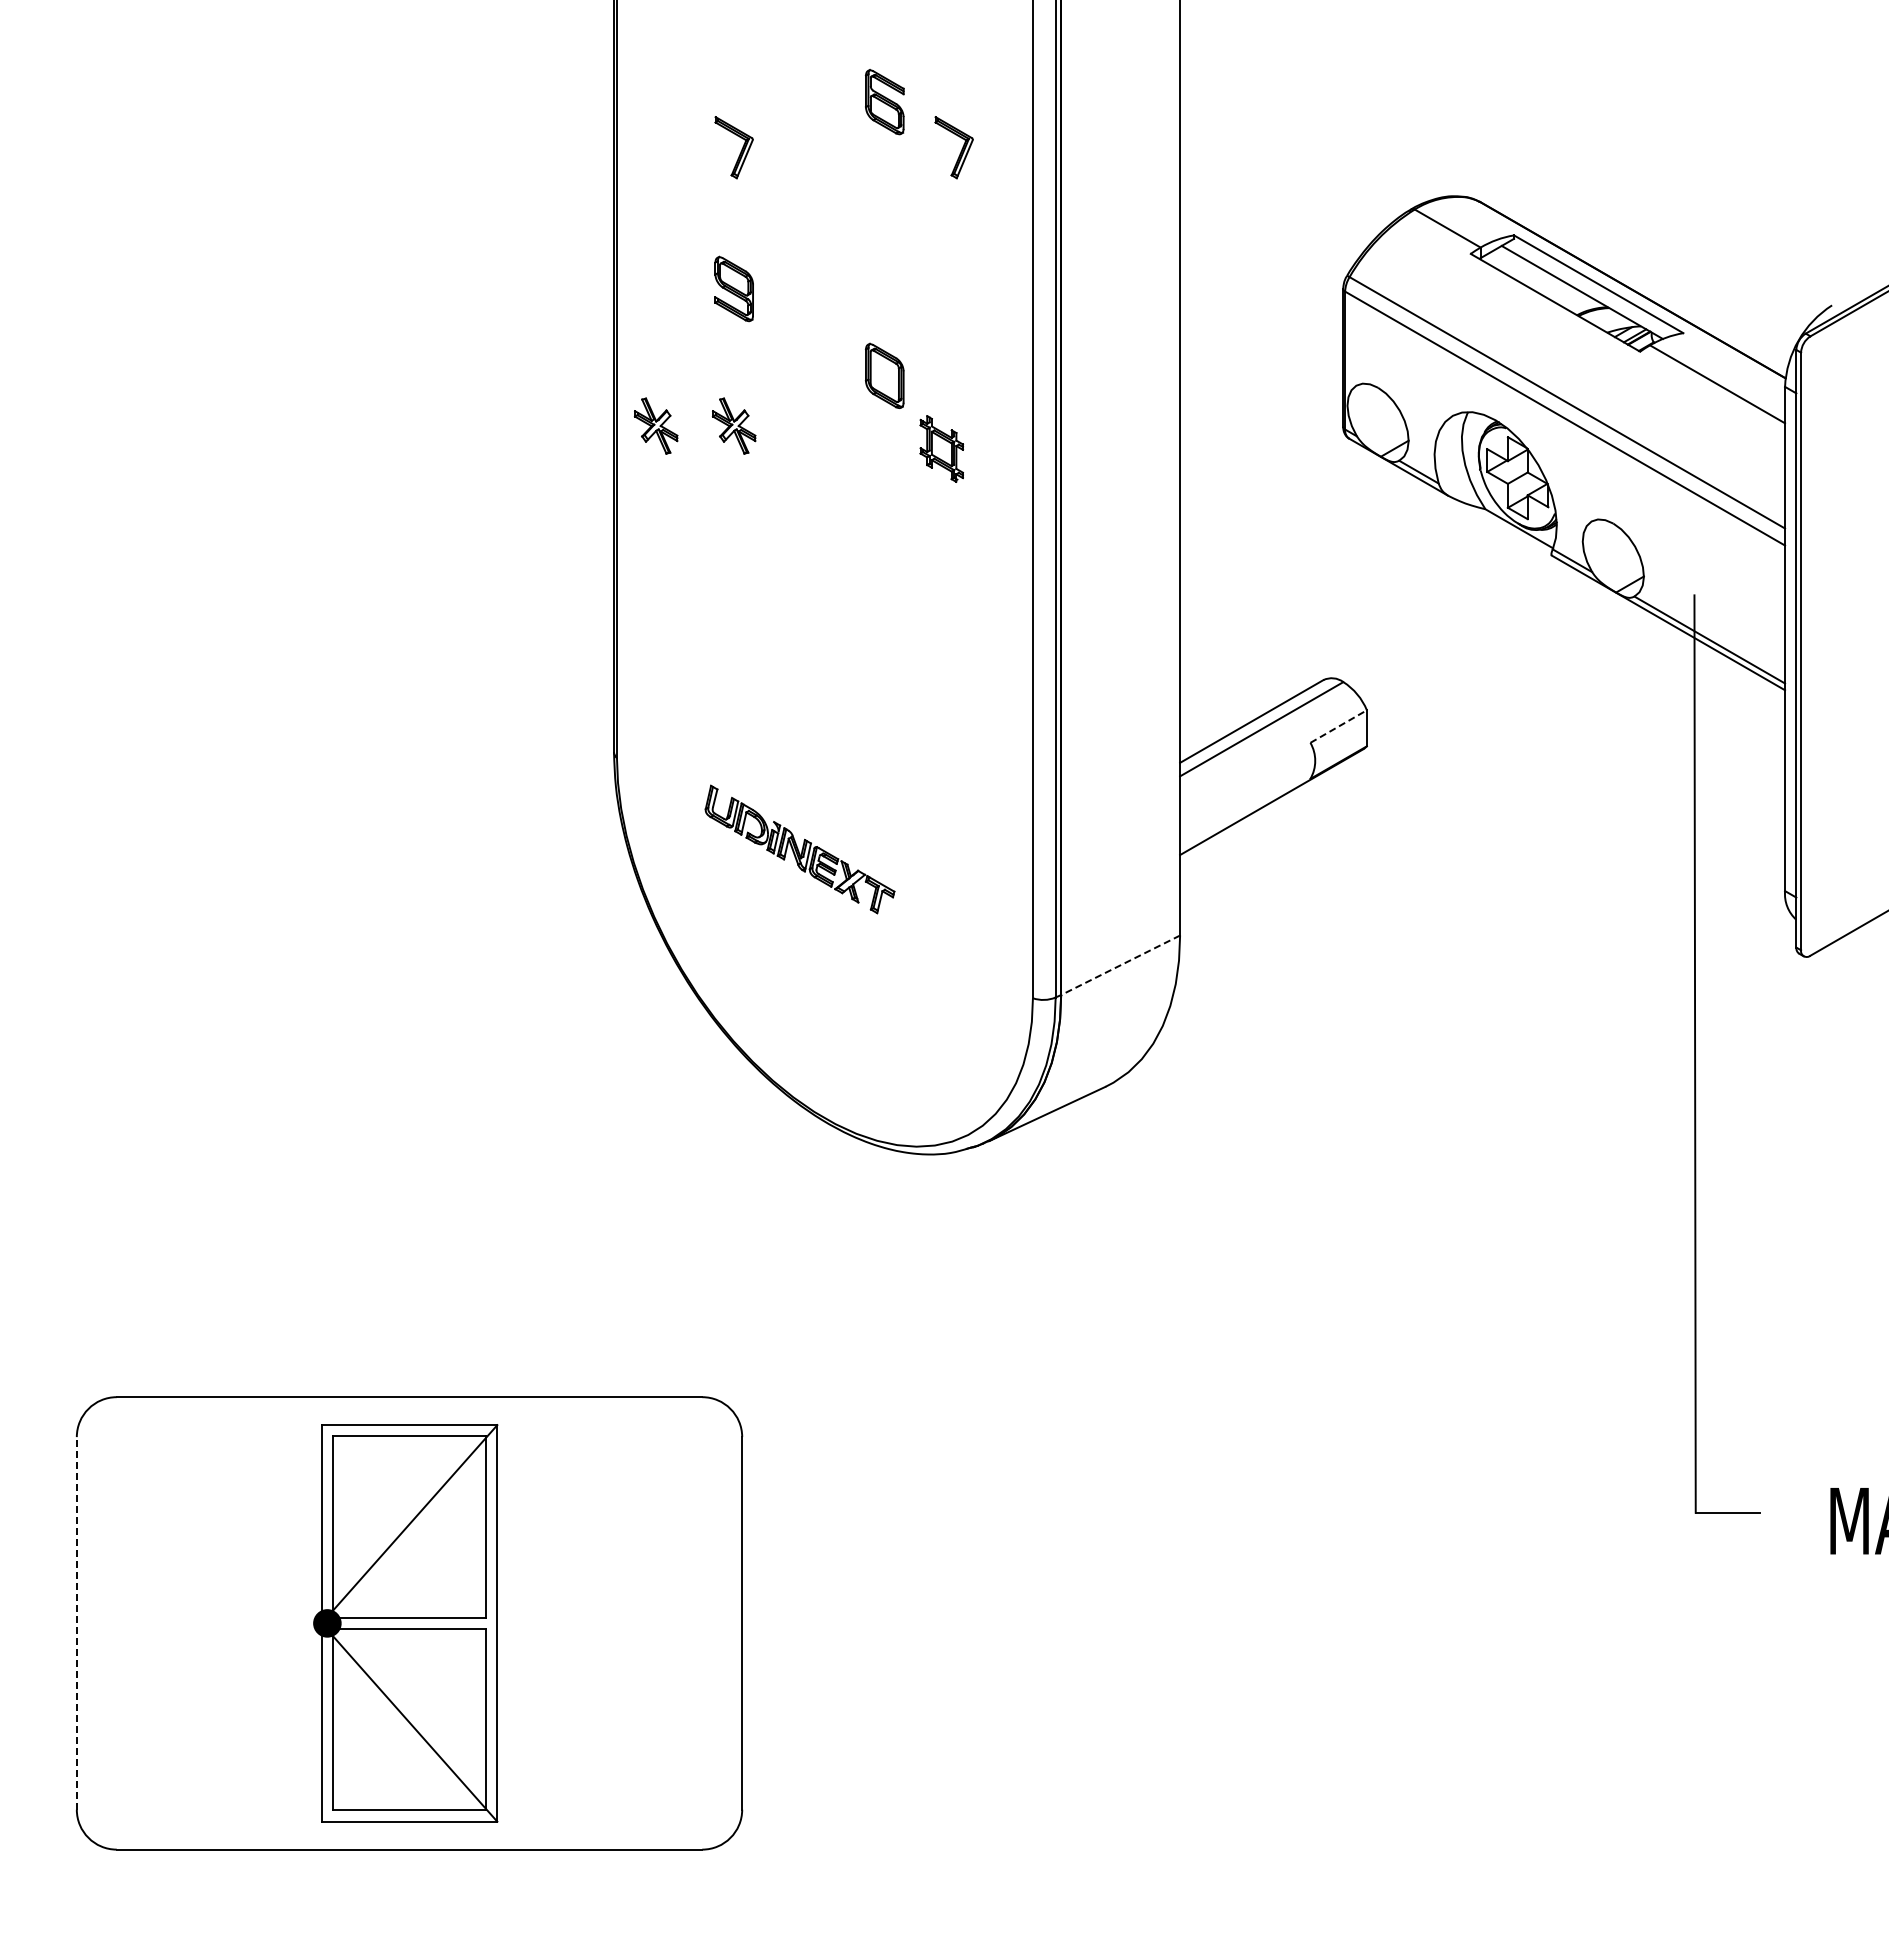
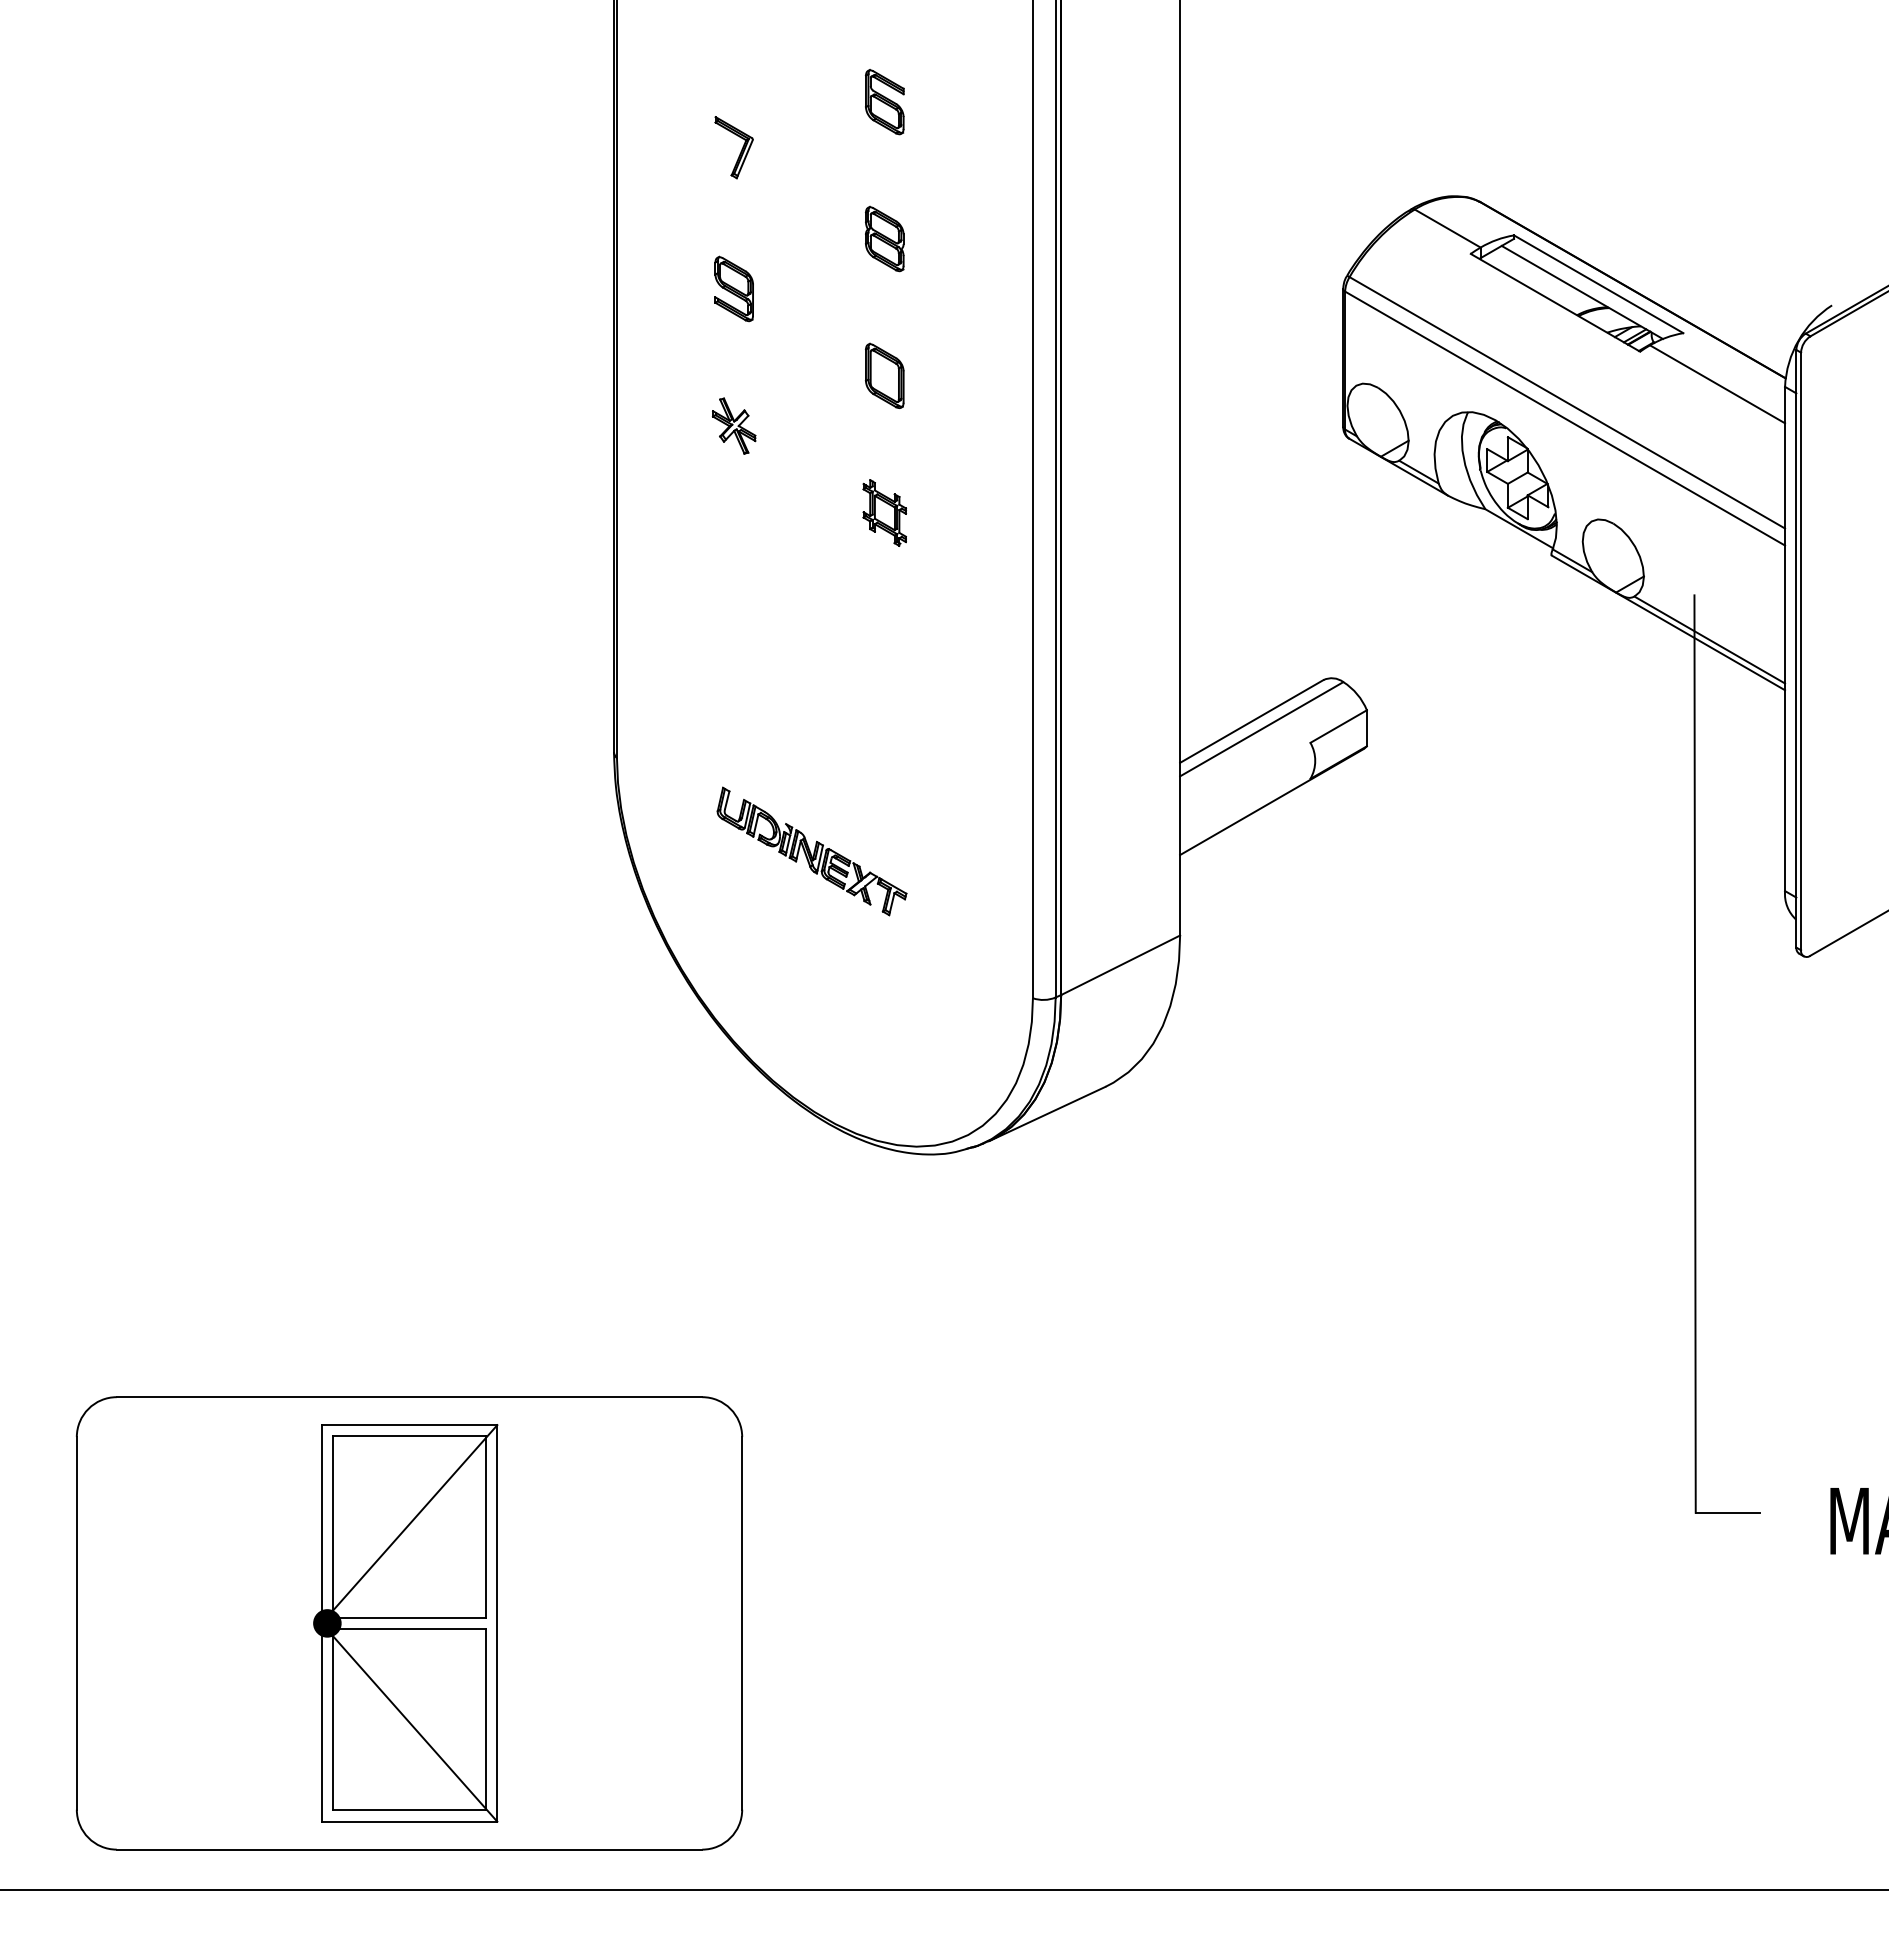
part: present -> none (960, 151)
part: none -> present (884, 238)
part: present -> none (655, 425)
part position: (941, 448) -> (884, 512) (884, 512)
line: dashed -> solid (1338, 726)
part position: (799, 849) -> (811, 851) (811, 851)
line: dashed -> solid (1120, 965)
line: dashed -> solid (76, 1622)
line: none -> present (943, 1889)
